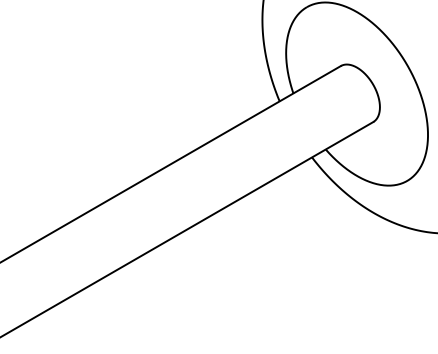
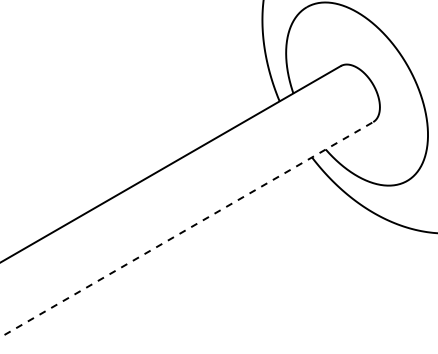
line: solid -> dashed (187, 229)
